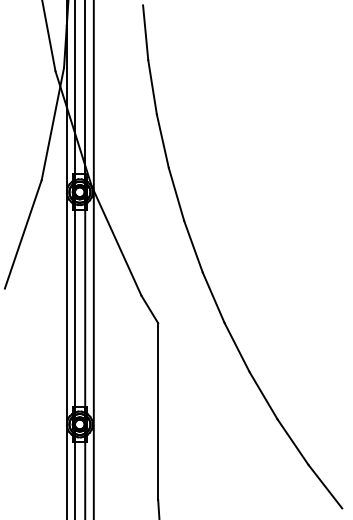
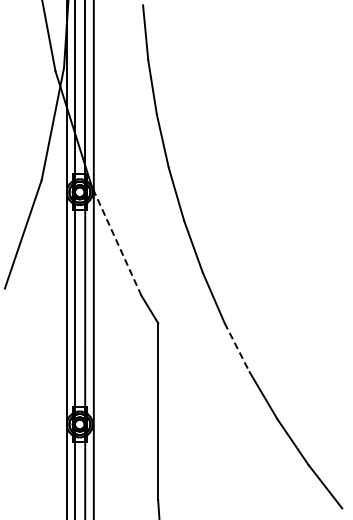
line: solid -> dashed (116, 240)
line: solid -> dashed (237, 348)
